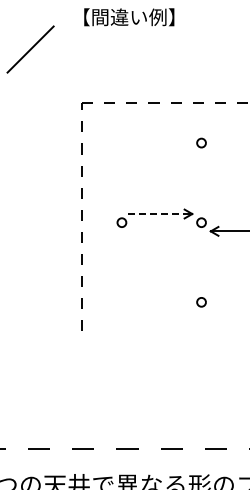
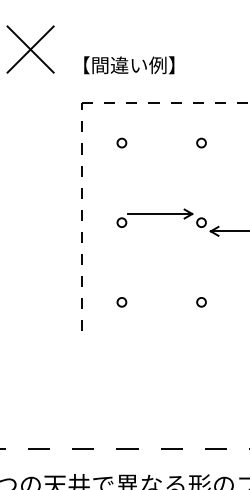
text position: (129, 17) -> (129, 65) (129, 65)
line: none -> present (30, 49)
circle: none -> present (121, 142)
line: dashed -> solid (160, 214)
circle: none -> present (121, 302)
